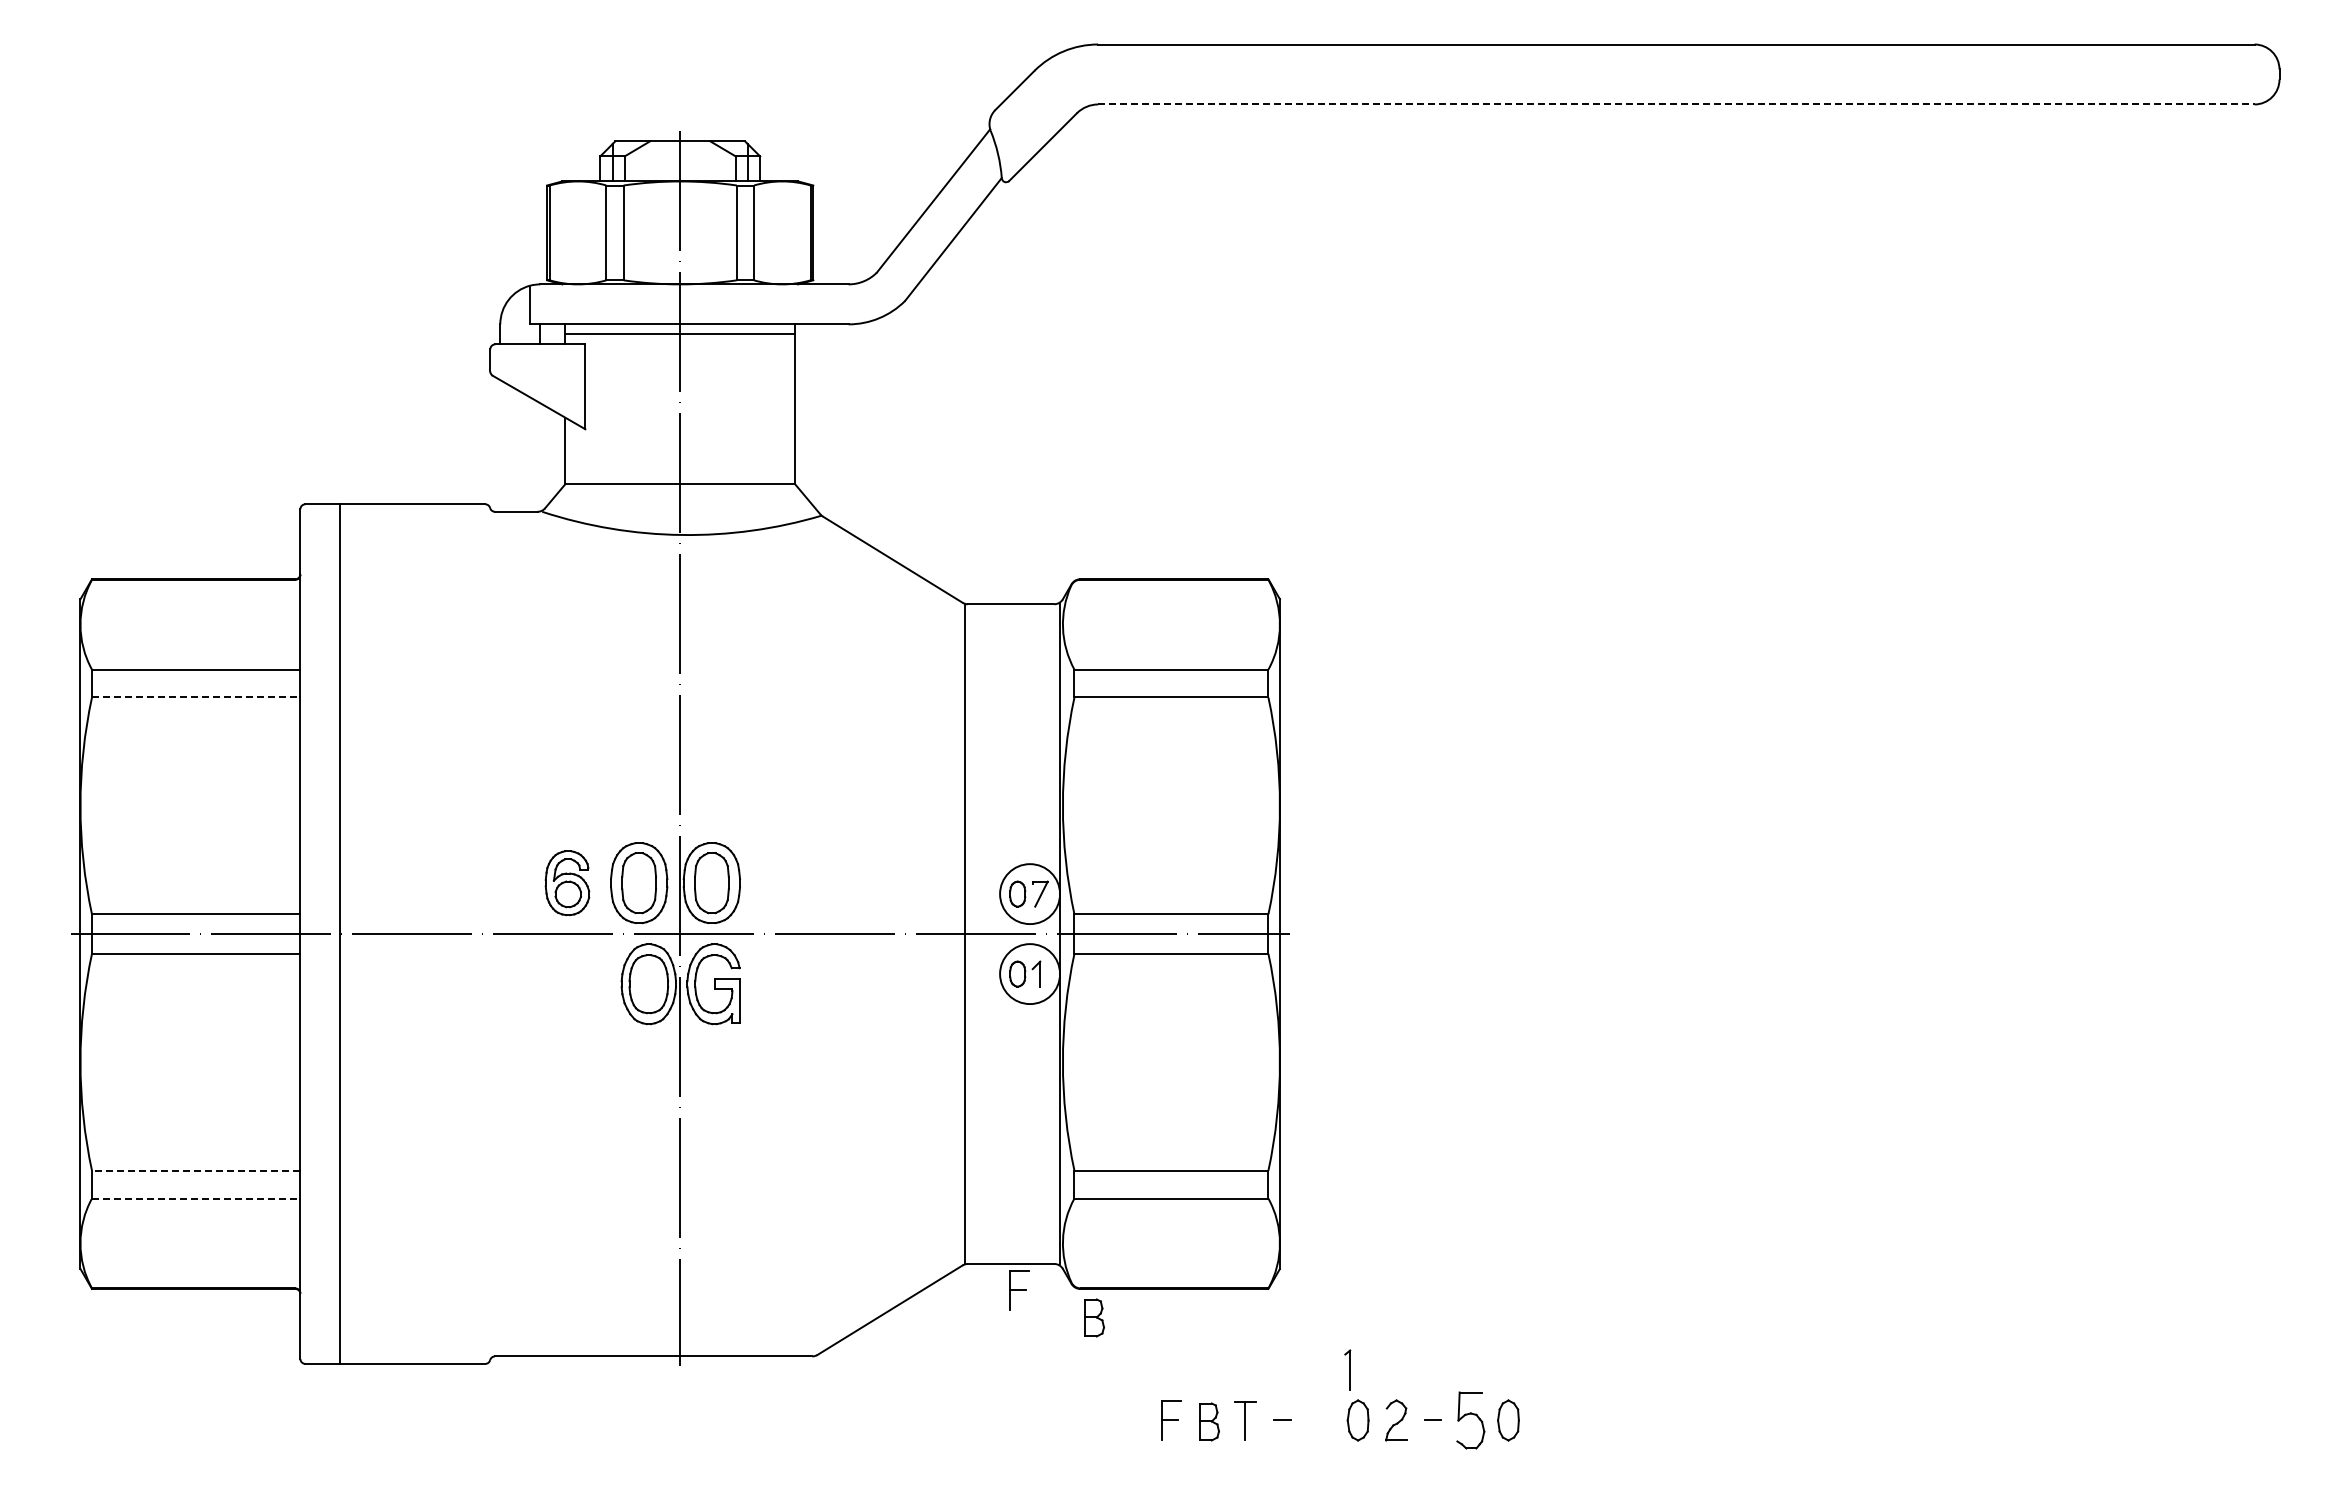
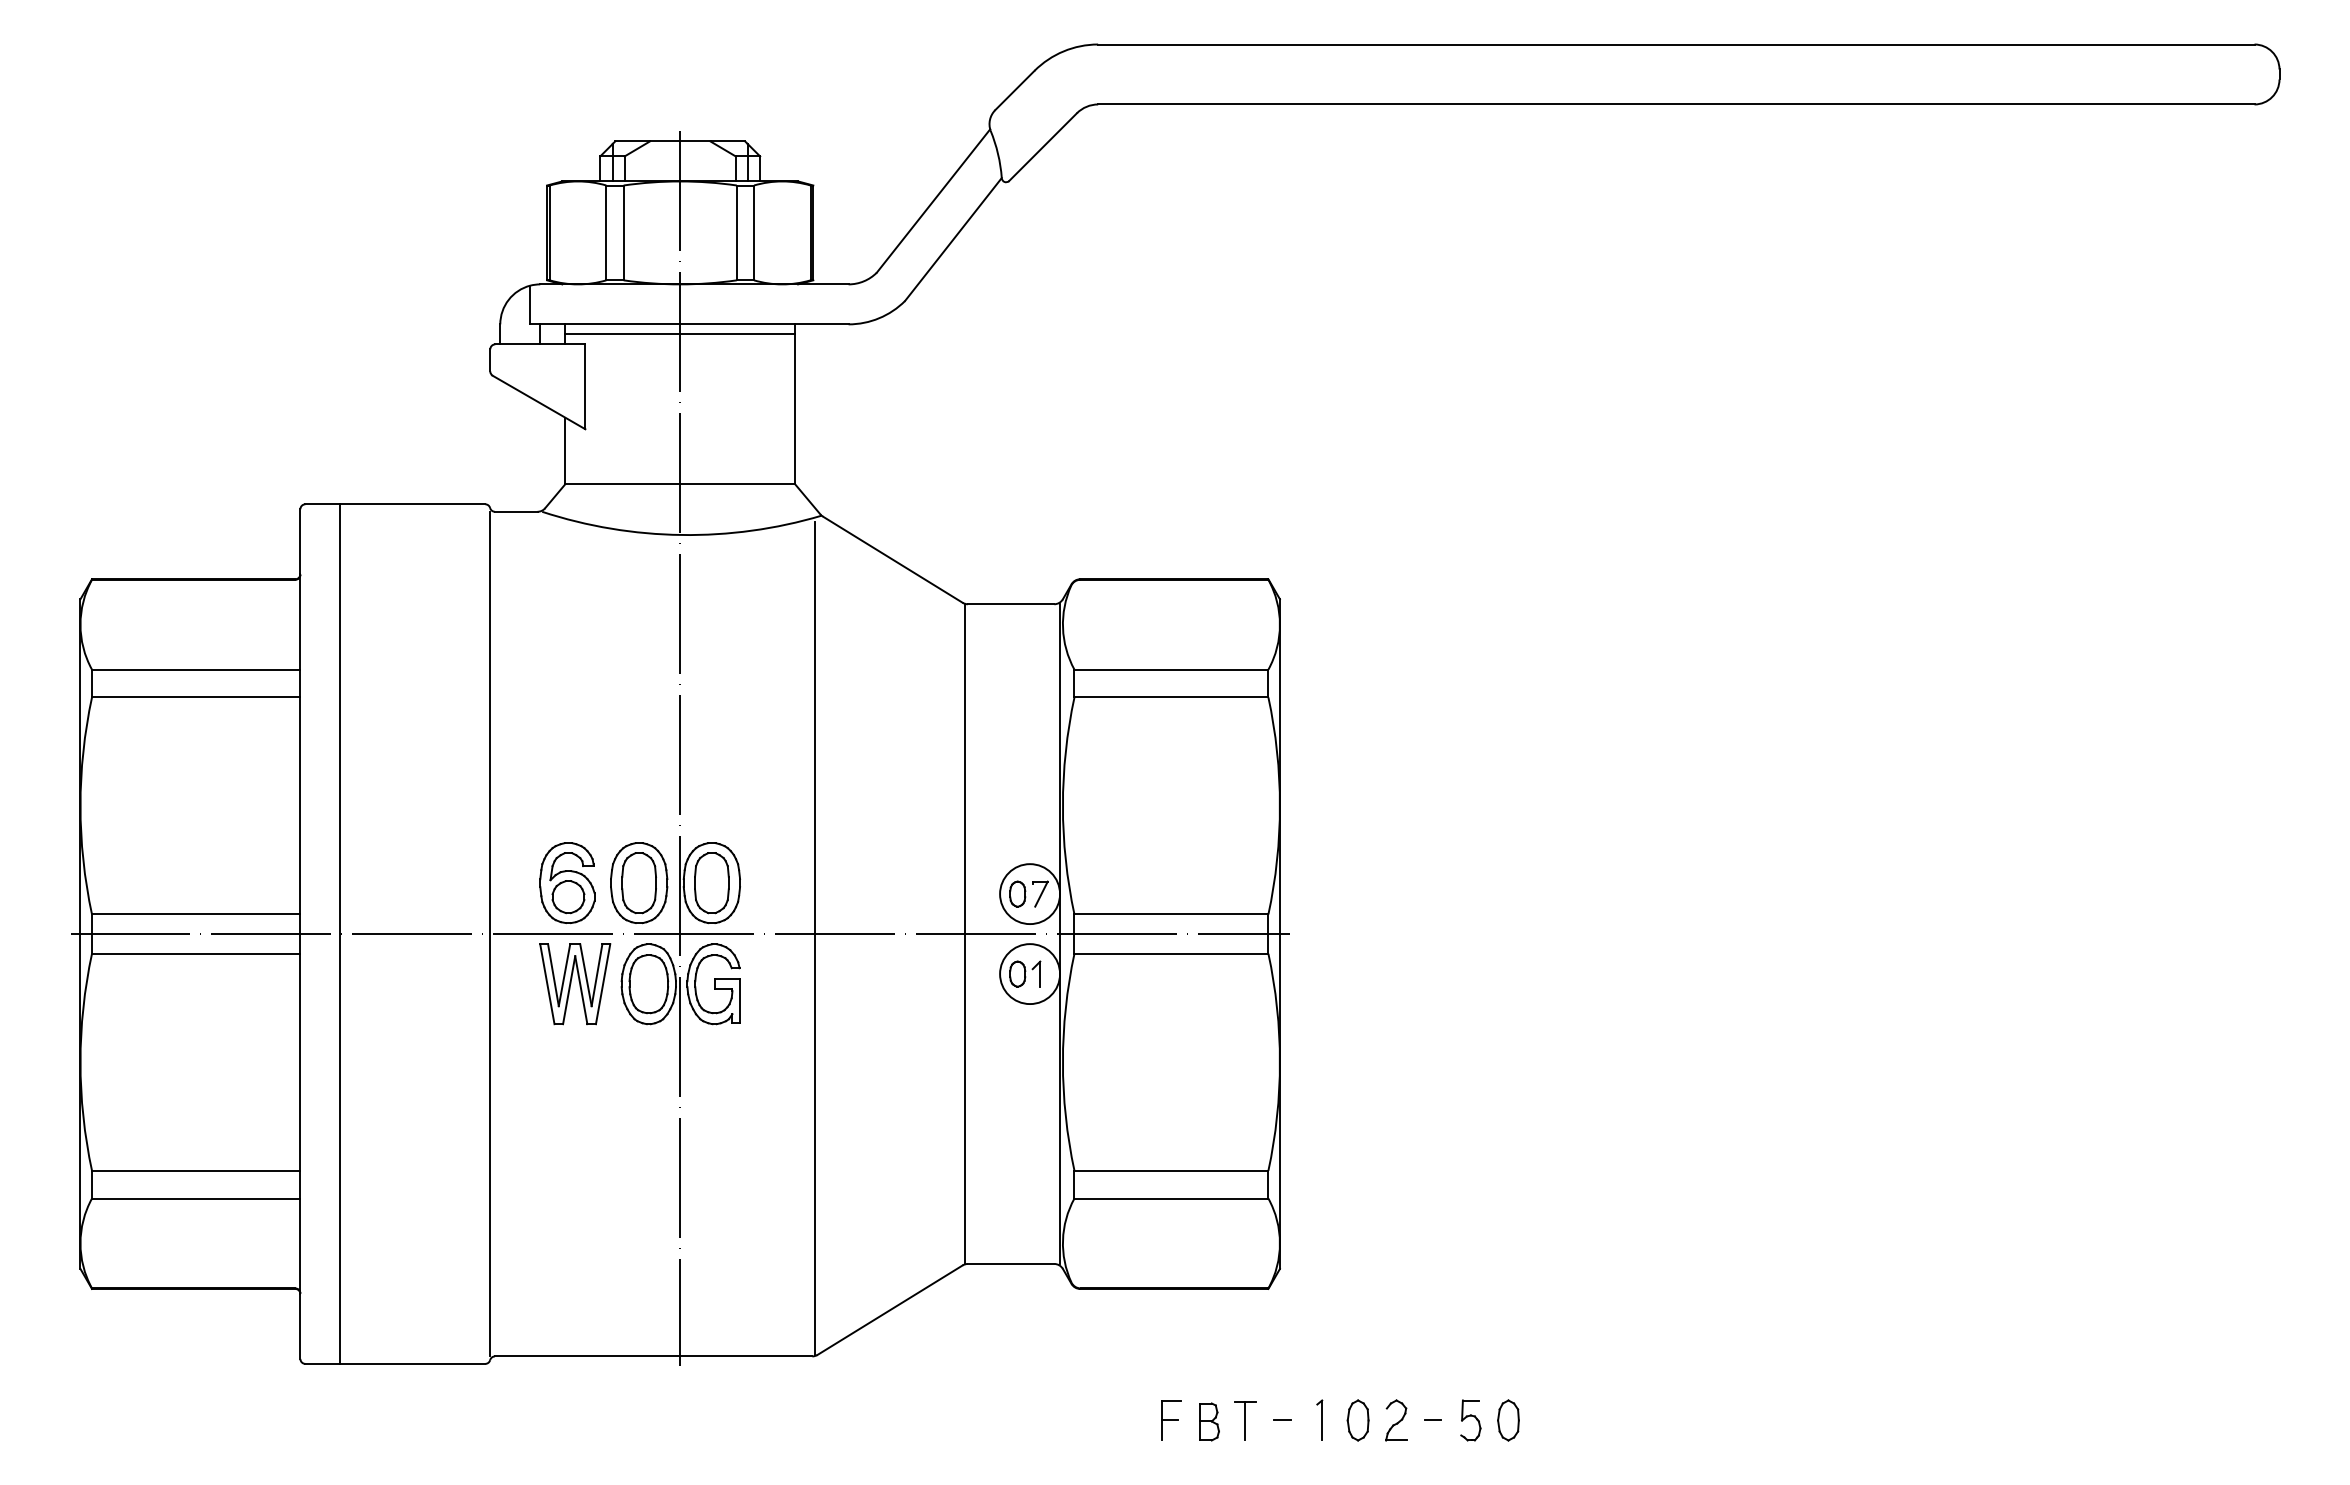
line: dashed -> solid (1676, 104)
line: dashed -> solid (196, 697)
part size: 47x67 px -> 57x83 px (567, 883)
line: none -> present (490, 933)
line: none -> present (815, 937)
part: none -> present (575, 984)
line: dashed -> solid (195, 1170)
line: dashed -> solid (196, 1198)
part: present -> none (1019, 1290)
part: present -> none (1094, 1317)
part position: (1347, 1369) -> (1319, 1419) (1319, 1419)
part size: 30x59 px -> 22x43 px (1470, 1420)
